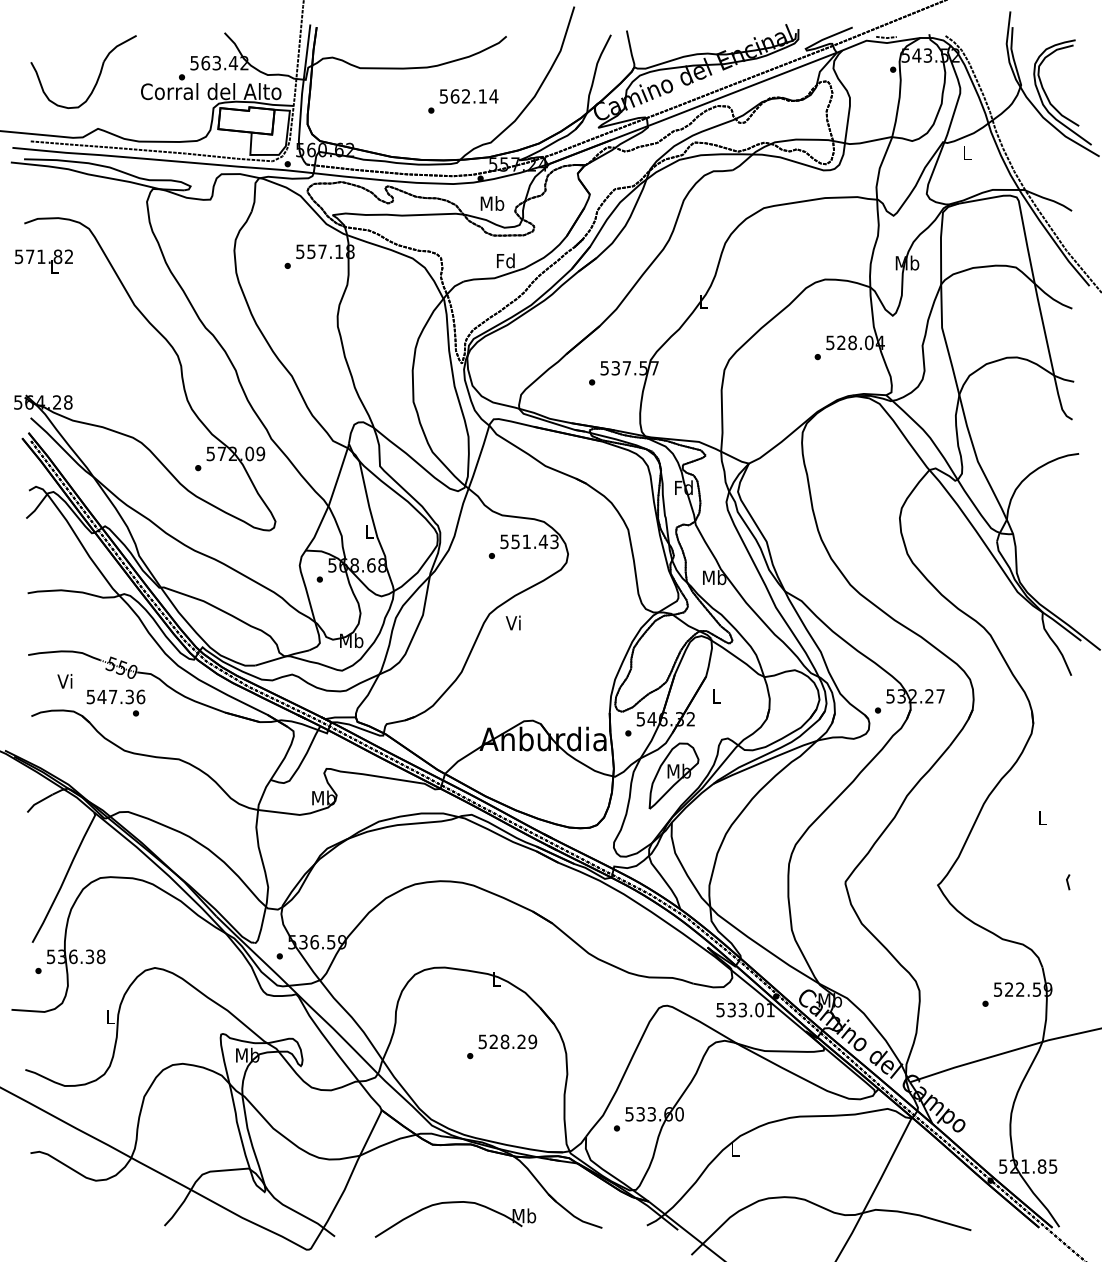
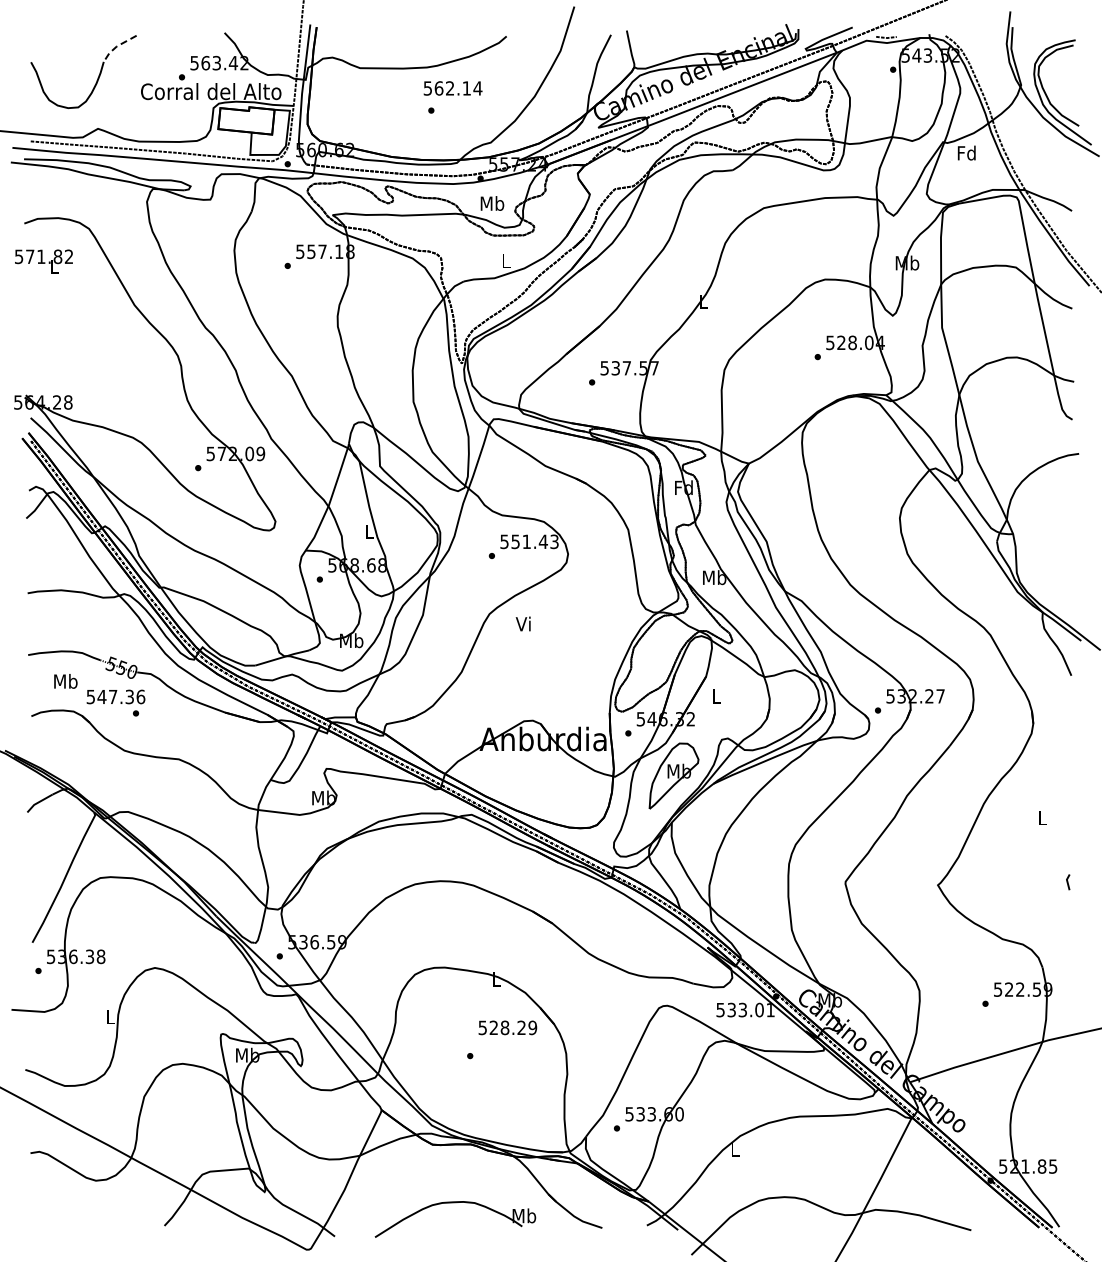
line: solid -> dashed (116, 46)
text position: (468, 96) -> (452, 88) (452, 88)
text: L -> Fd (966, 152)
text: Fd -> L (505, 260)
text position: (512, 622) -> (522, 623) (522, 623)
text: Vi -> Mb (65, 681)
text position: (507, 1041) -> (507, 1027) (507, 1027)
